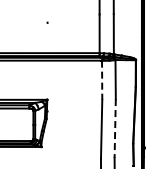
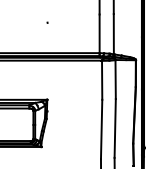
line: dashed -> solid (102, 80)
line: dashed -> solid (115, 128)
